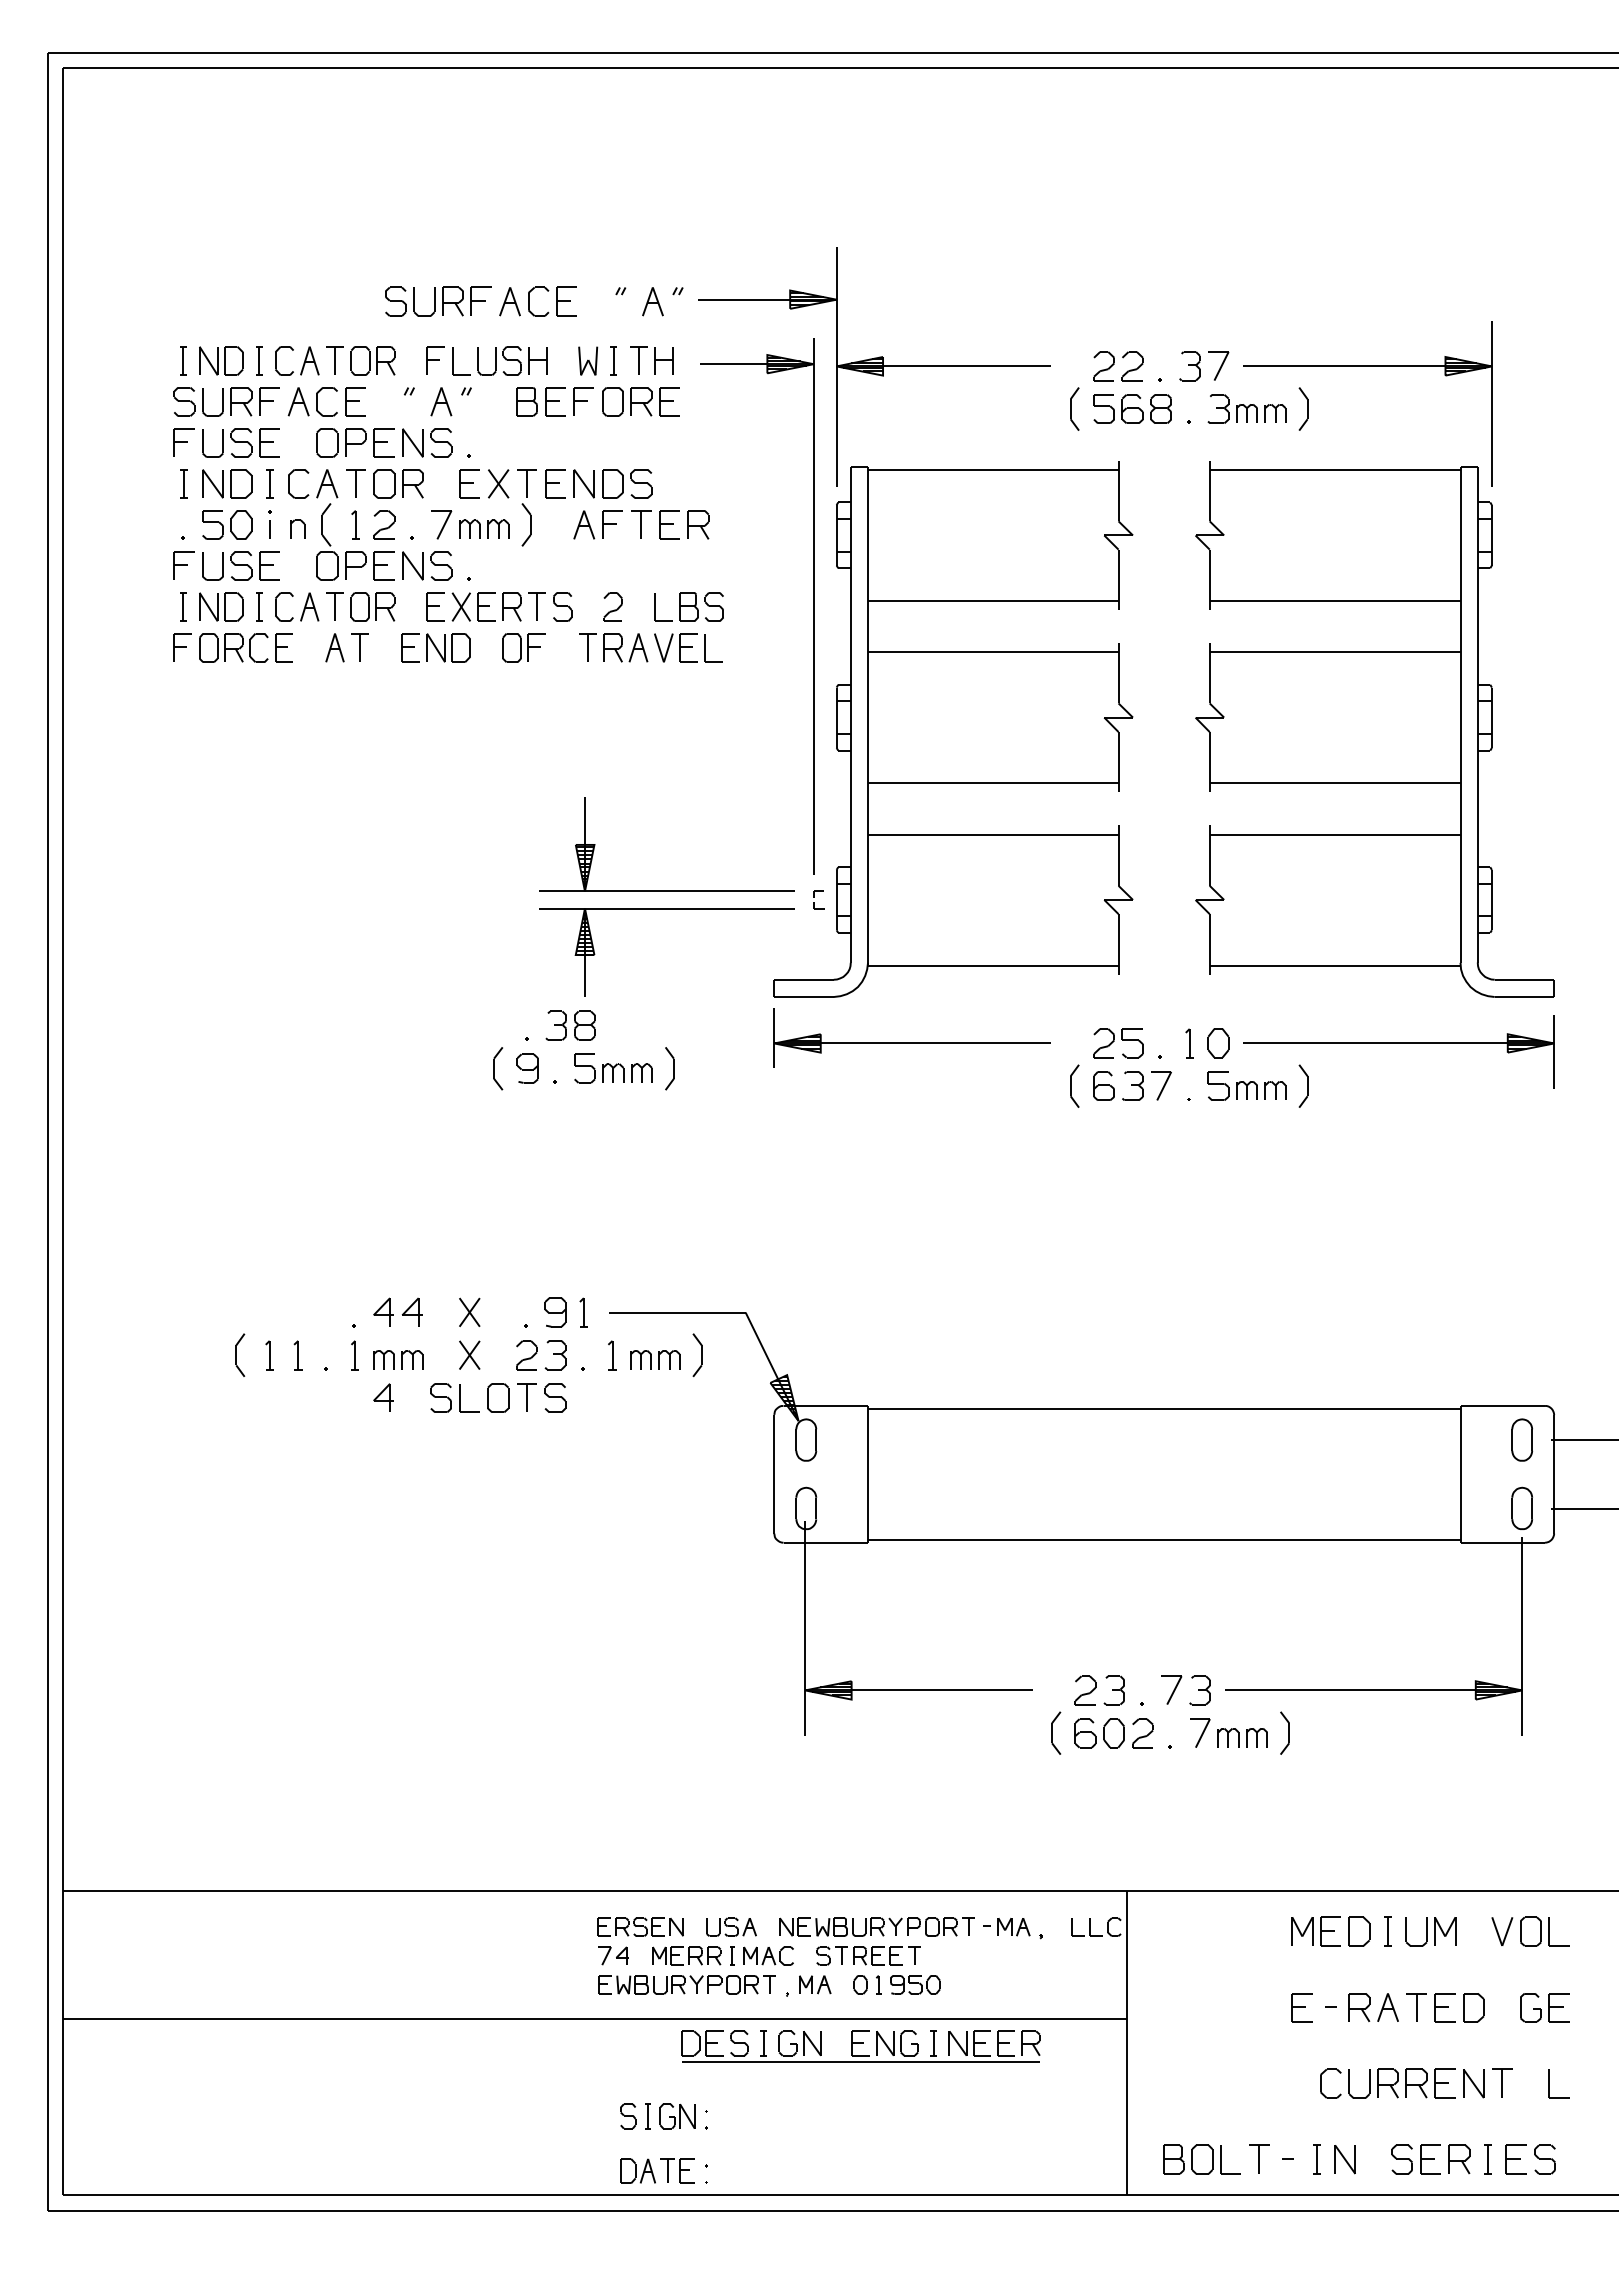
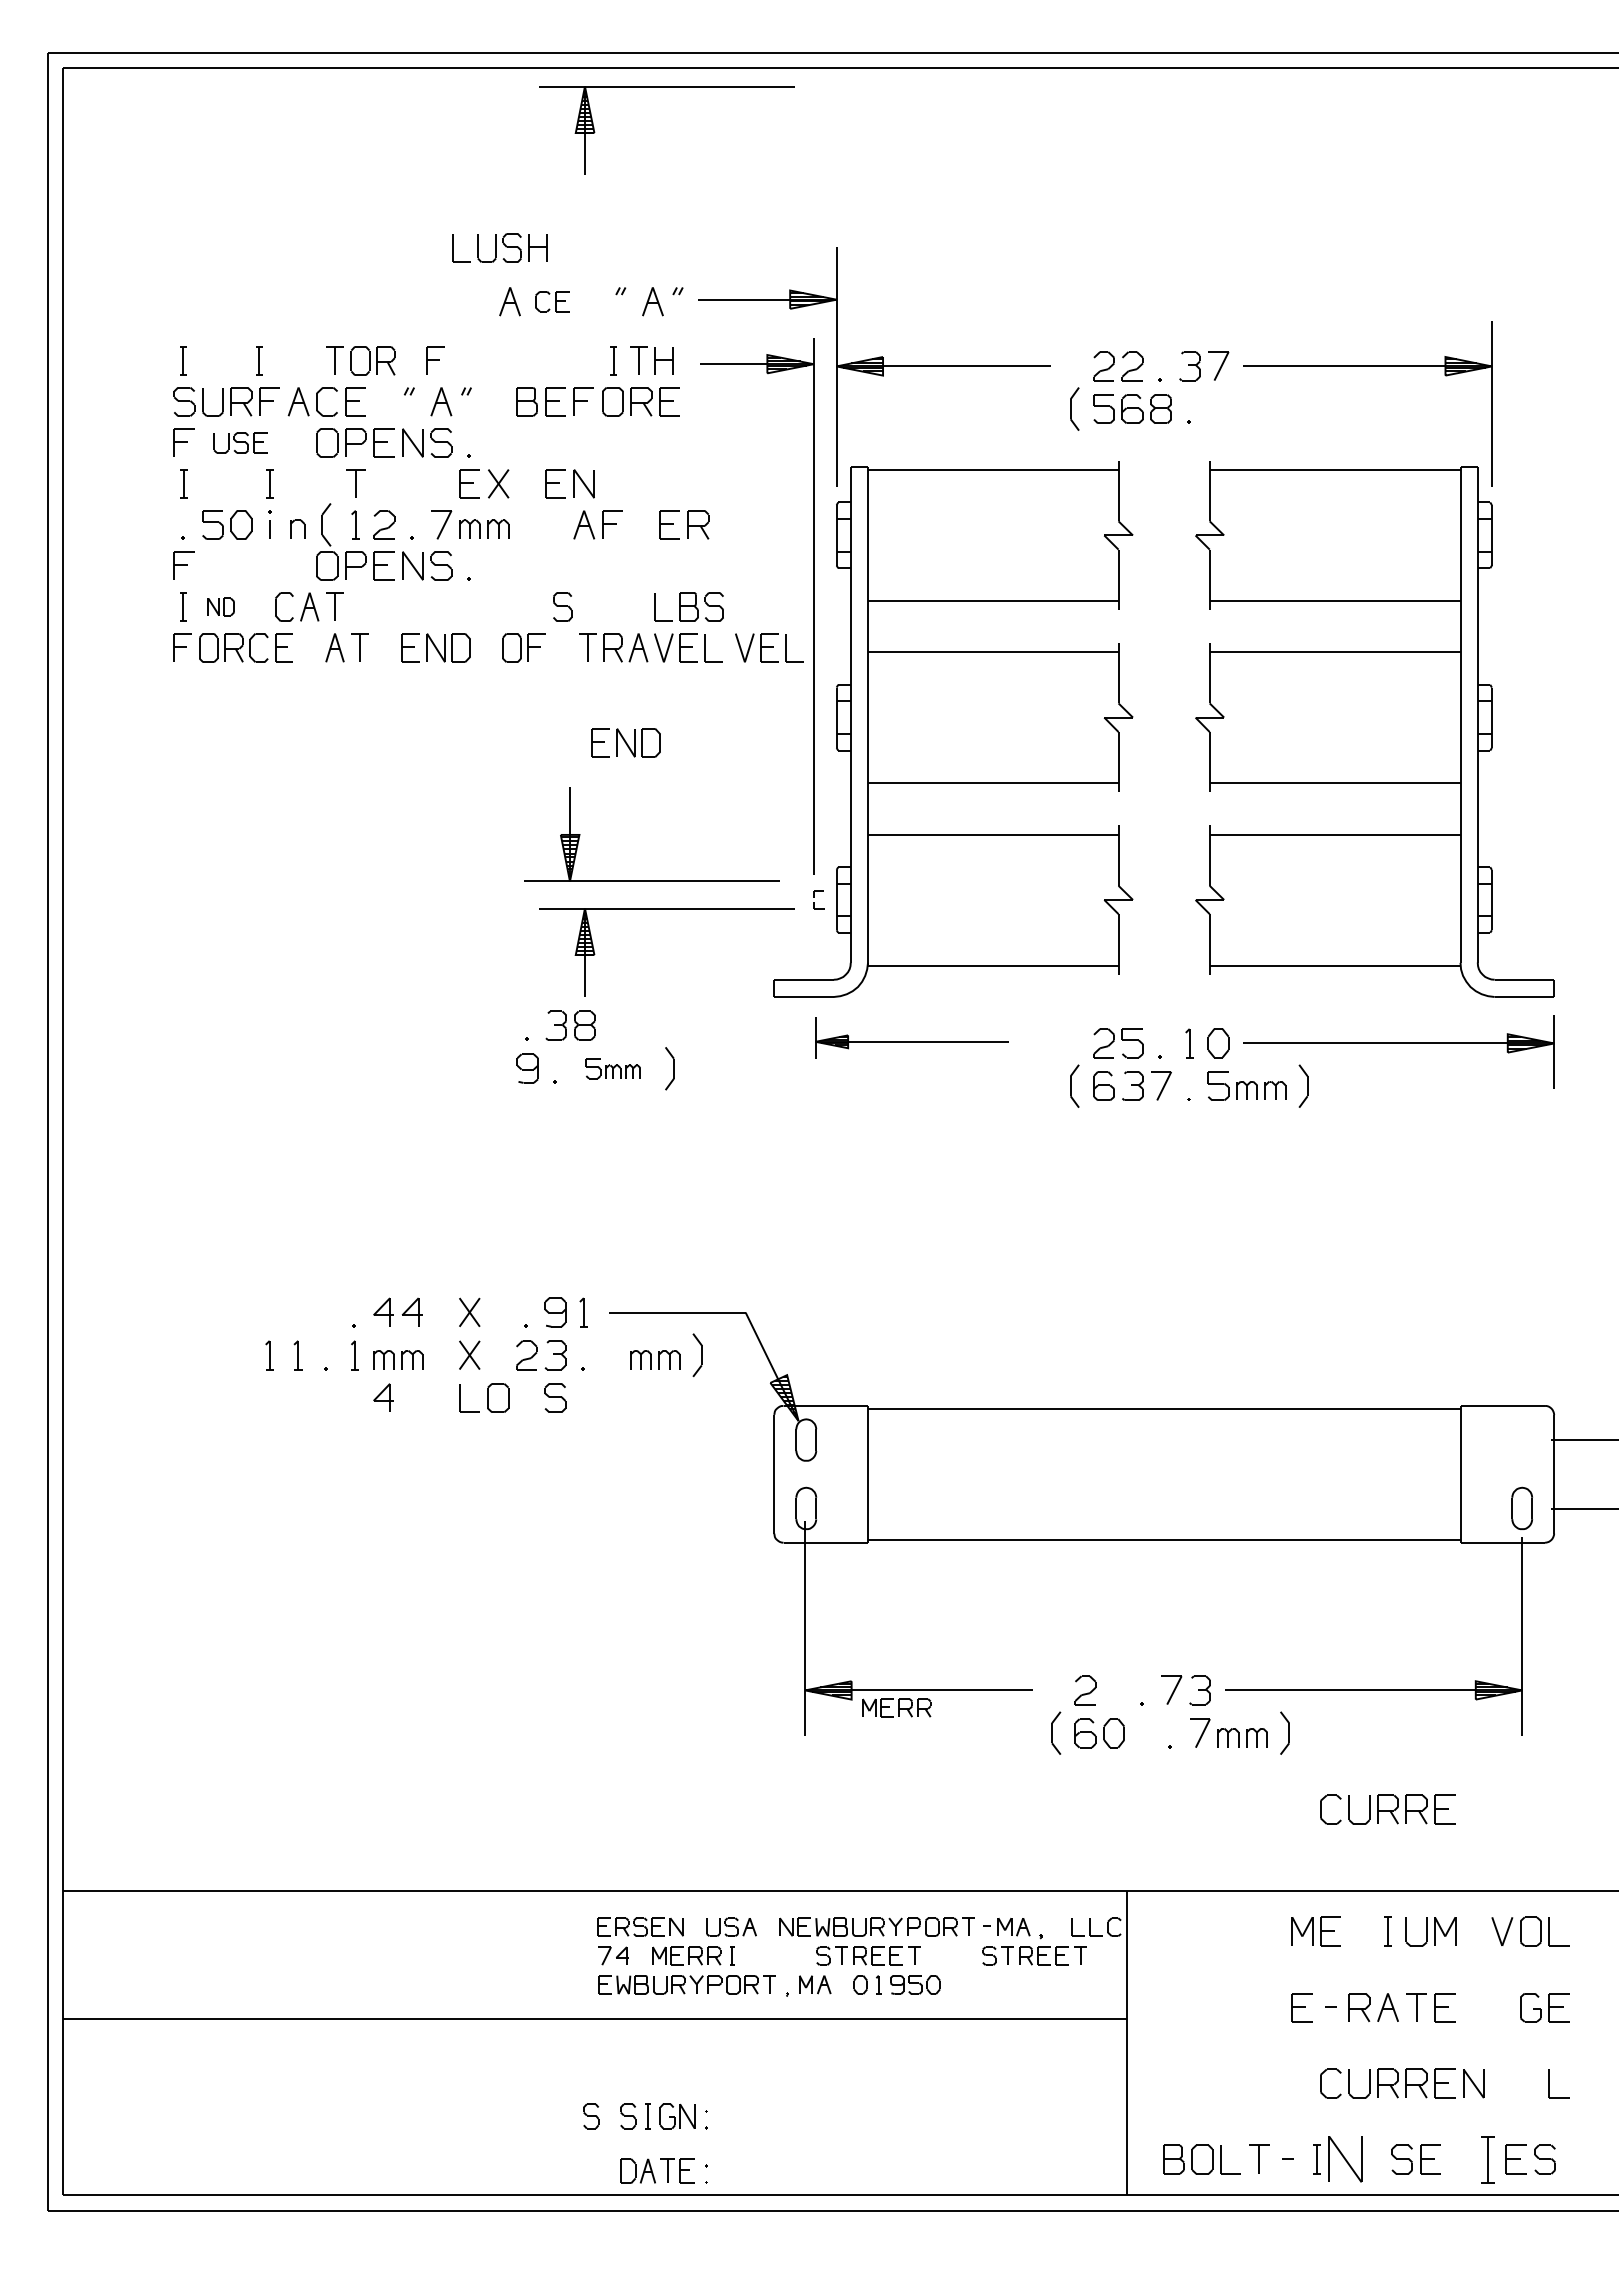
part: none -> present (666, 87)
part: present -> none (438, 301)
part size: 49x31 px -> 35x22 px (552, 301)
part: present -> none (221, 360)
part position: (499, 360) -> (499, 247) (499, 247)
part: present -> none (588, 360)
part: present -> none (303, 362)
part: present -> none (1246, 408)
part: present -> none (1303, 408)
part size: 78x30 px -> 55x22 px (240, 442)
part: present -> none (227, 483)
part: present -> none (398, 483)
part: present -> none (627, 483)
part: present -> none (320, 484)
part: present -> none (526, 507)
part: present -> none (641, 524)
part: present -> none (240, 565)
part size: 45x30 px -> 28x20 px (220, 606)
part: present -> none (259, 606)
part: present -> none (372, 606)
part: present -> none (485, 606)
part: present -> none (612, 606)
part: none -> present (769, 647)
part: none -> present (625, 742)
part position: (666, 890) -> (651, 880) (651, 880)
part size: 278x60 px -> 194x42 px (911, 1037)
part: present -> none (498, 1068)
part size: 79x31 px -> 56x22 px (612, 1068)
part: present -> none (240, 1354)
part: present -> none (612, 1355)
part: present -> none (440, 1397)
part: present -> none (526, 1397)
part: present -> none (1522, 1439)
part: present -> none (1113, 1690)
part: none -> present (896, 1707)
part: present -> none (1142, 1733)
part: none -> present (1387, 1809)
part: present -> none (1359, 1931)
part: present -> none (768, 1955)
part: none -> present (1034, 1955)
part: present -> none (1473, 2007)
part: present -> none (860, 2046)
part: present -> none (1502, 2082)
part: none -> present (591, 2116)
part: present -> none (1459, 2158)
part size: 22x30 px -> 35x47 px (1345, 2159)
part size: 8x31 px -> 14x48 px (1487, 2159)
